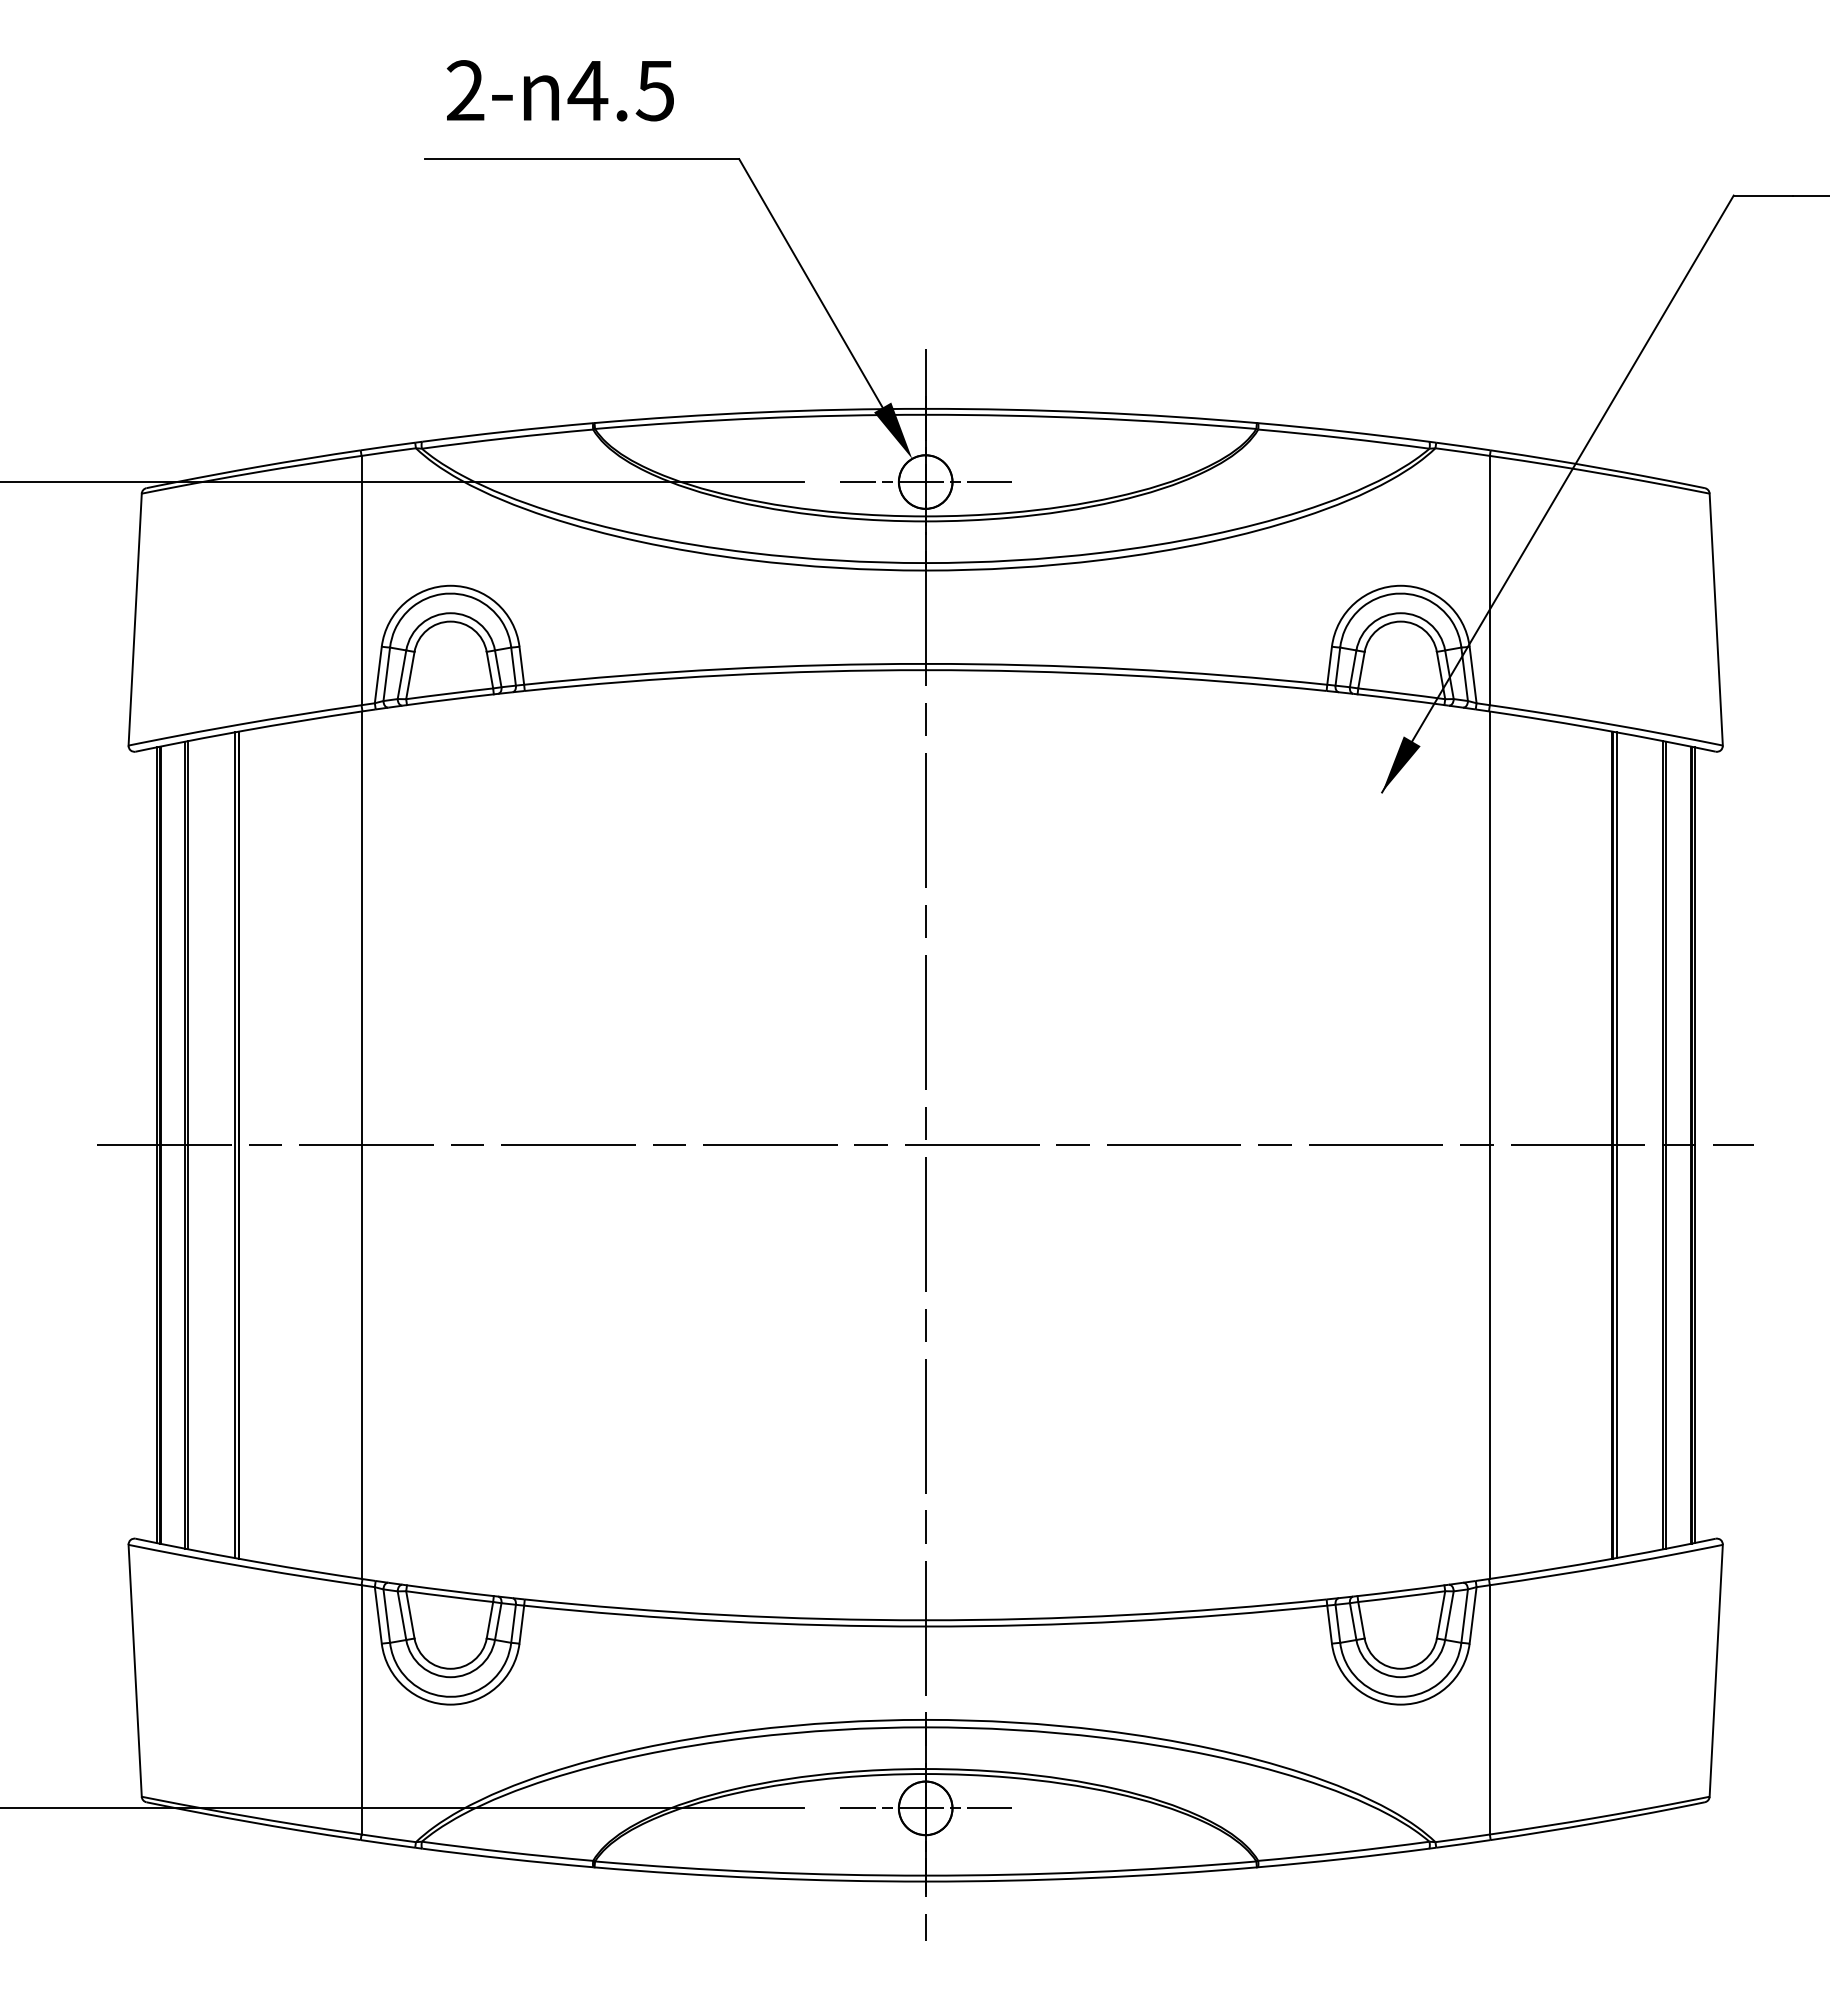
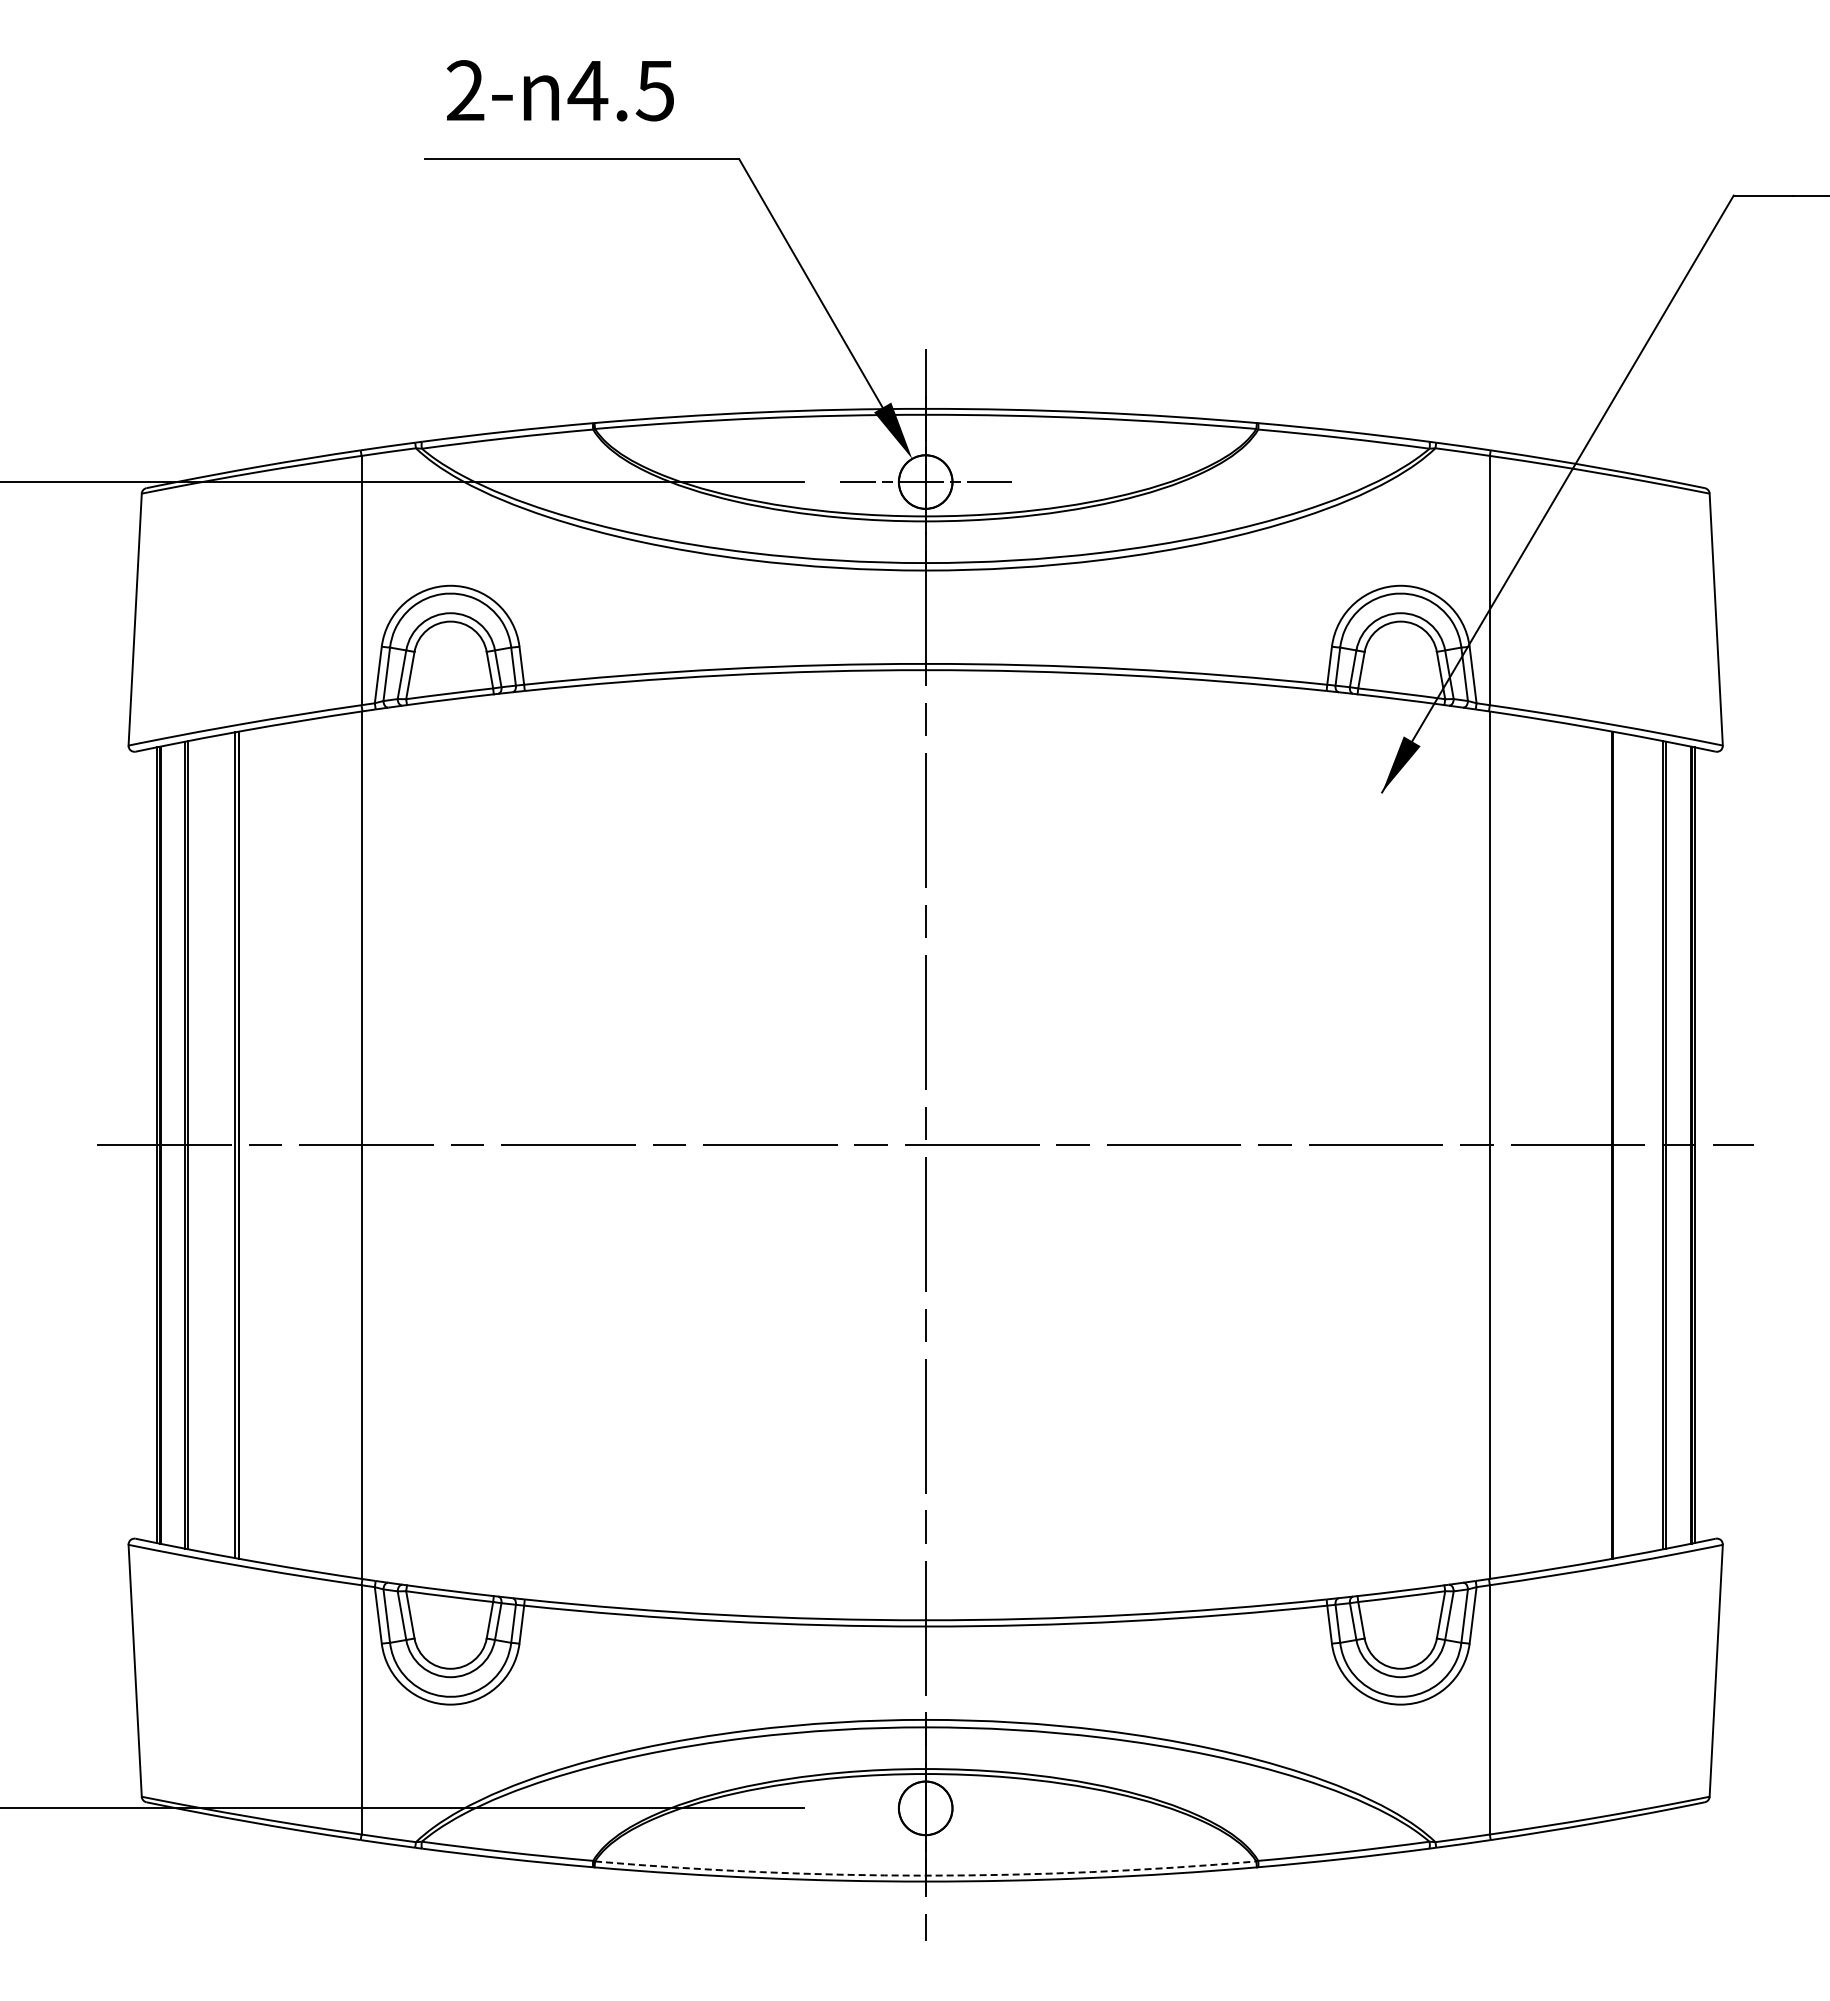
line: present -> none (1616, 1145)
line: present -> none (925, 1808)
arc: solid -> dashed (925, 1875)
